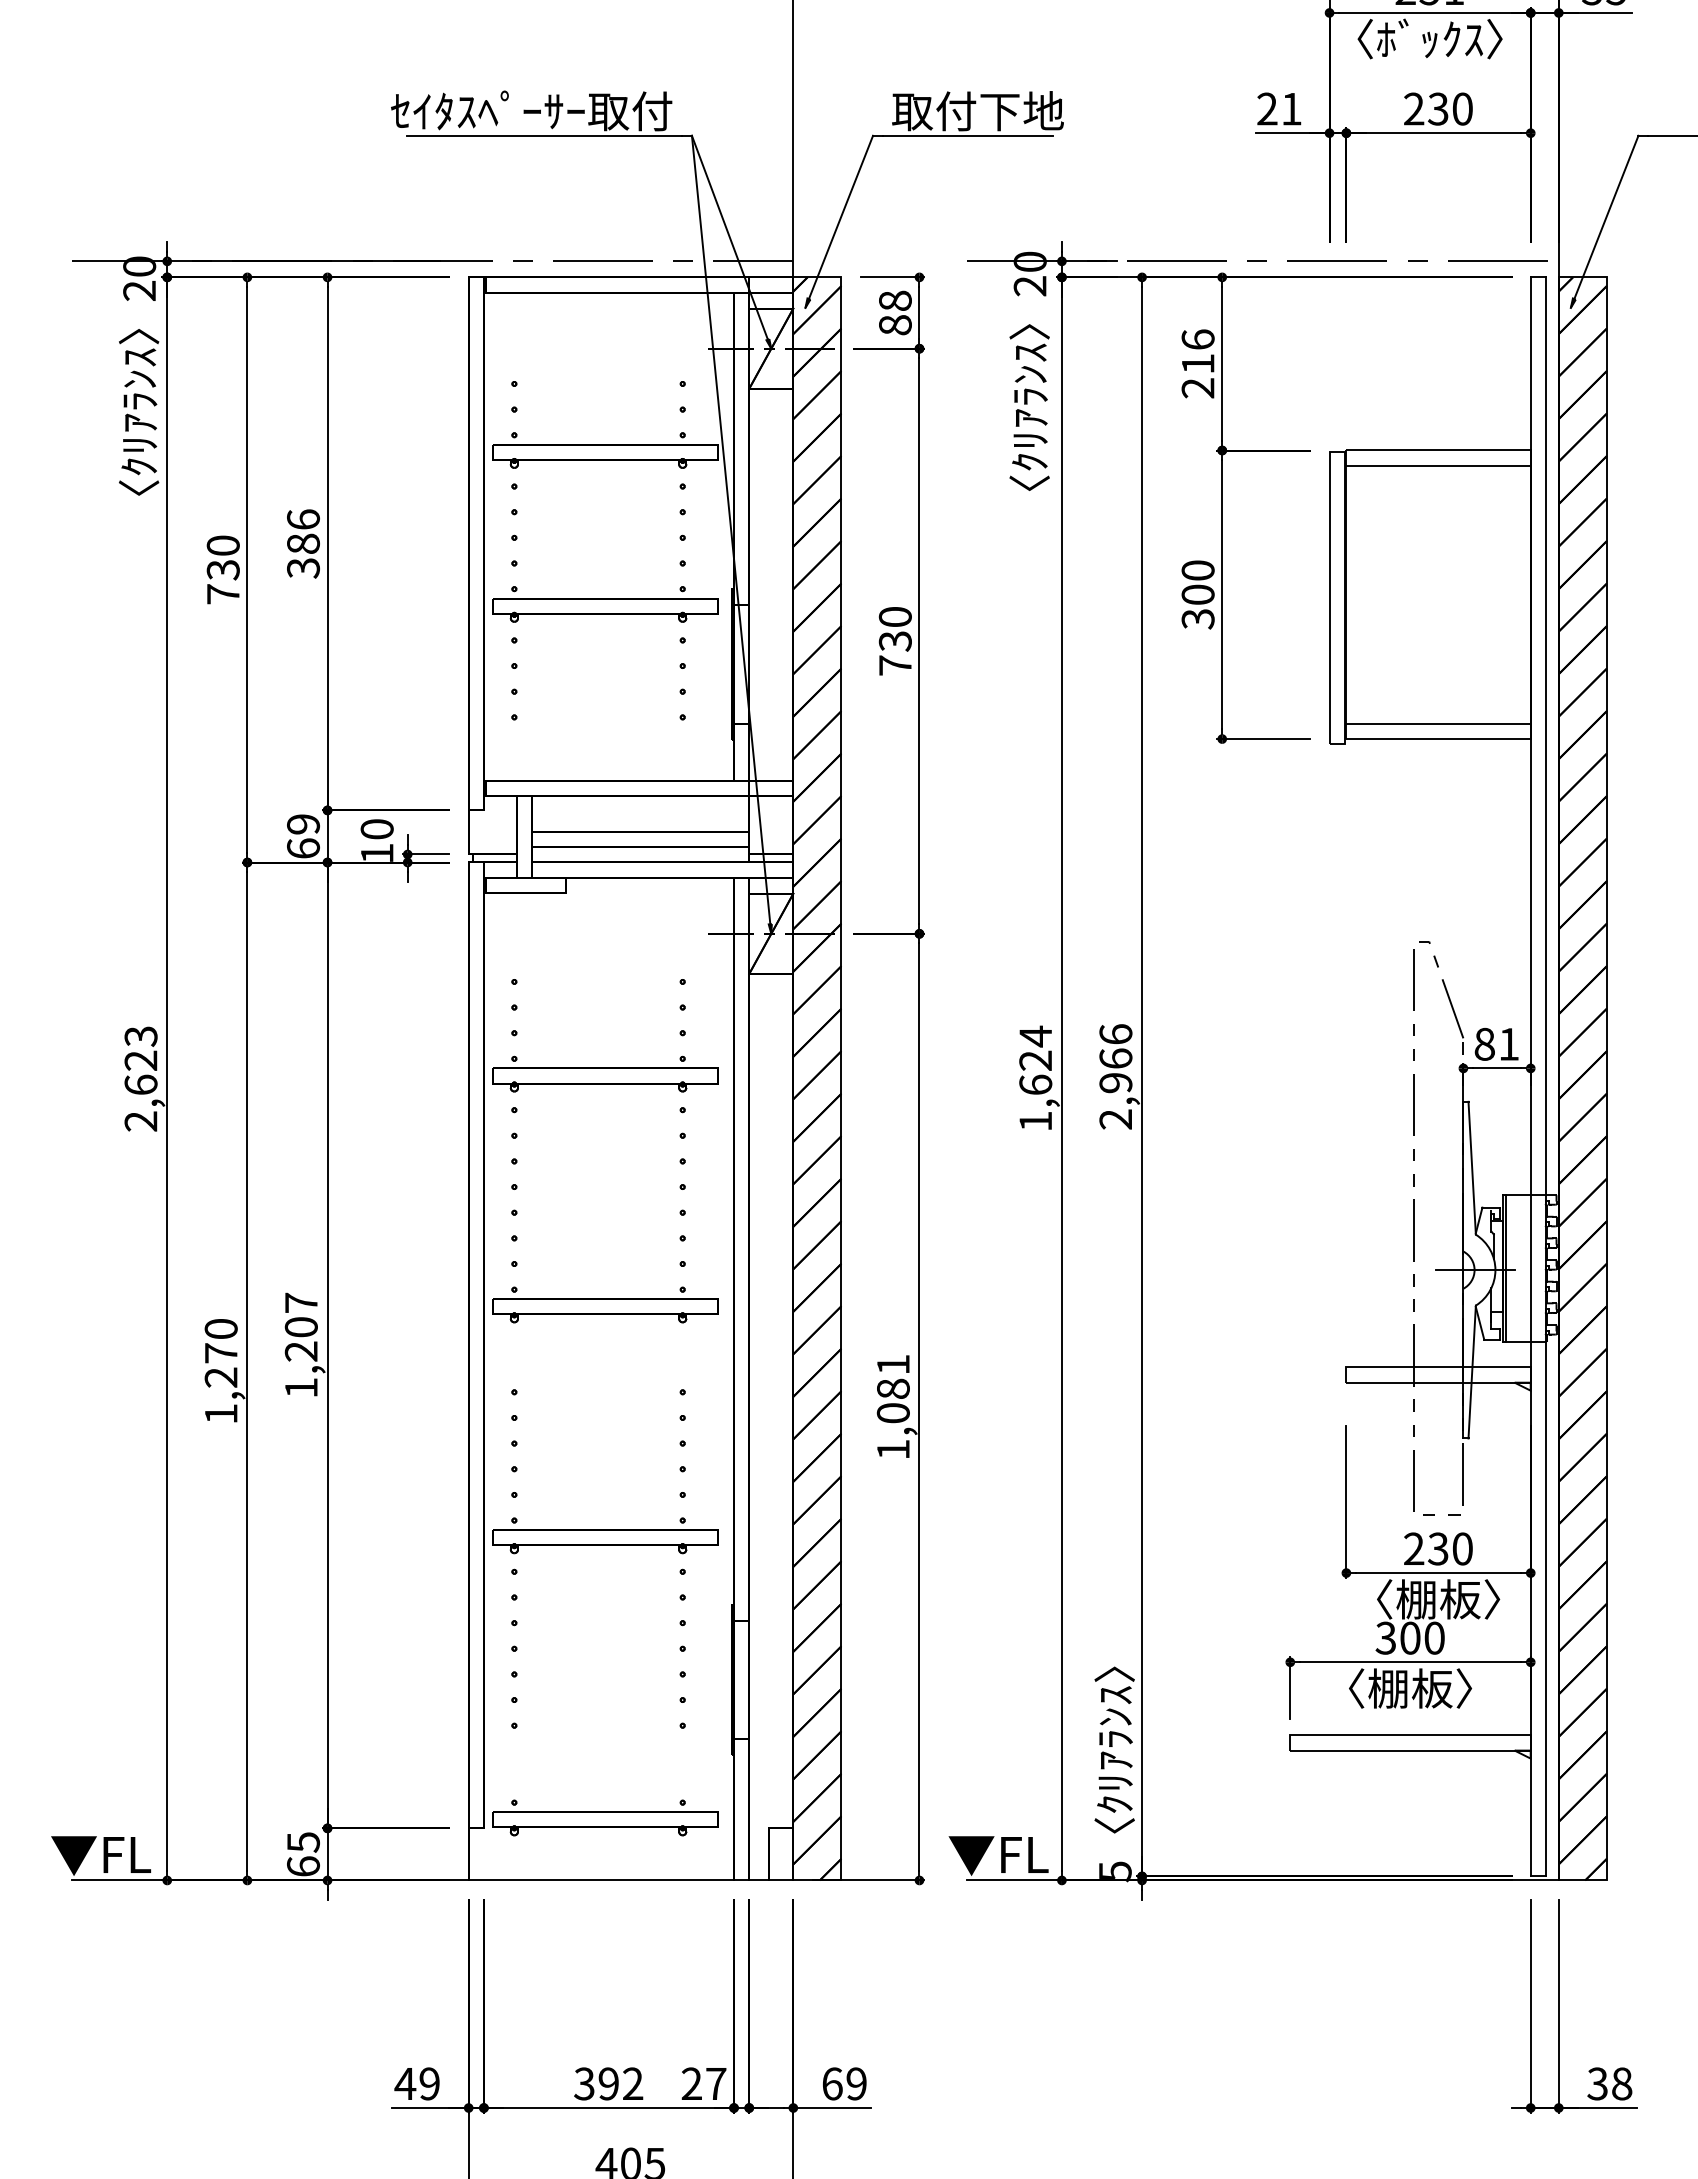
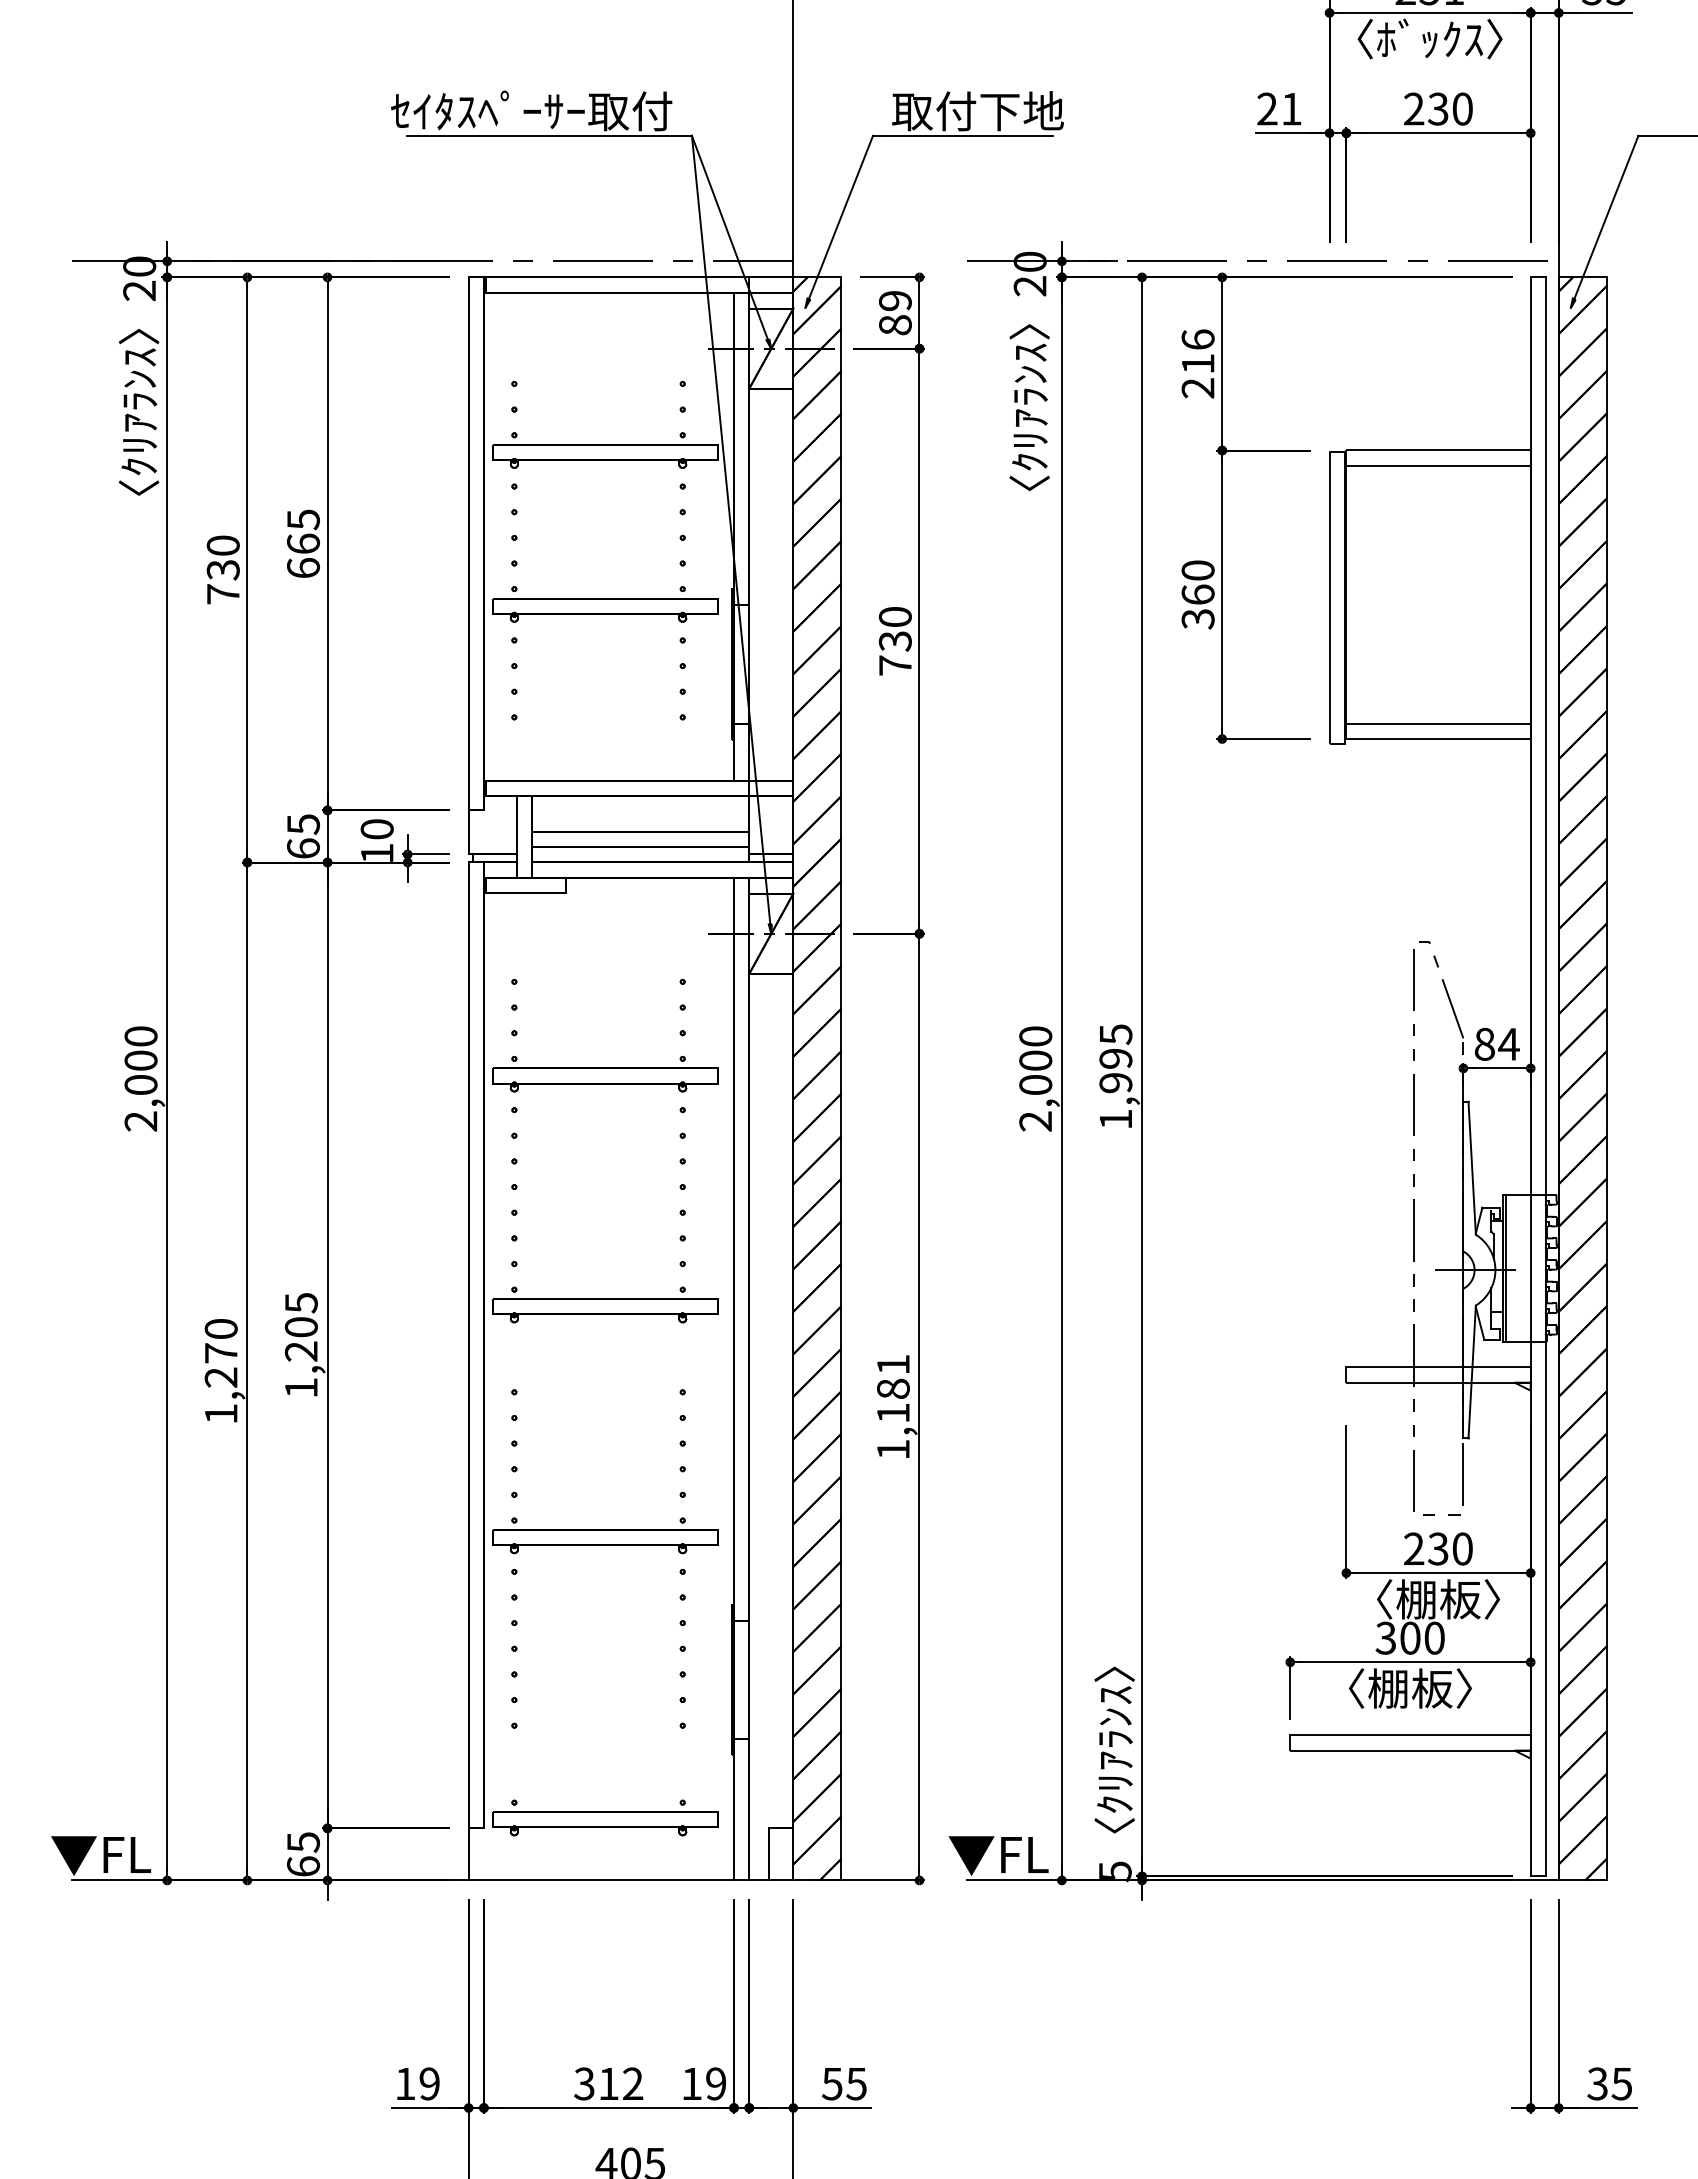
text: 88 -> 89 (894, 300)
text: 386 -> 665 (303, 543)
text: 300 -> 360 (1197, 594)
text: 69 -> 65 (303, 824)
text: 81 -> 84 (1508, 1044)
text: 2,623 -> 2,000 (140, 1060)
text: 2,966 -> 1,995 (1115, 1076)
text: 1,624 -> 2,000 (1035, 1078)
text: 1,207 -> 1,205 (301, 1302)
text: 1,081 -> 1,181 (892, 1413)
text: 49 -> 19 (405, 2083)
text: 392 -> 312 (608, 2083)
text: 27 -> 19 (703, 2083)
text: 69 -> 55 (843, 2083)
text: 38 -> 35 (1621, 2083)
